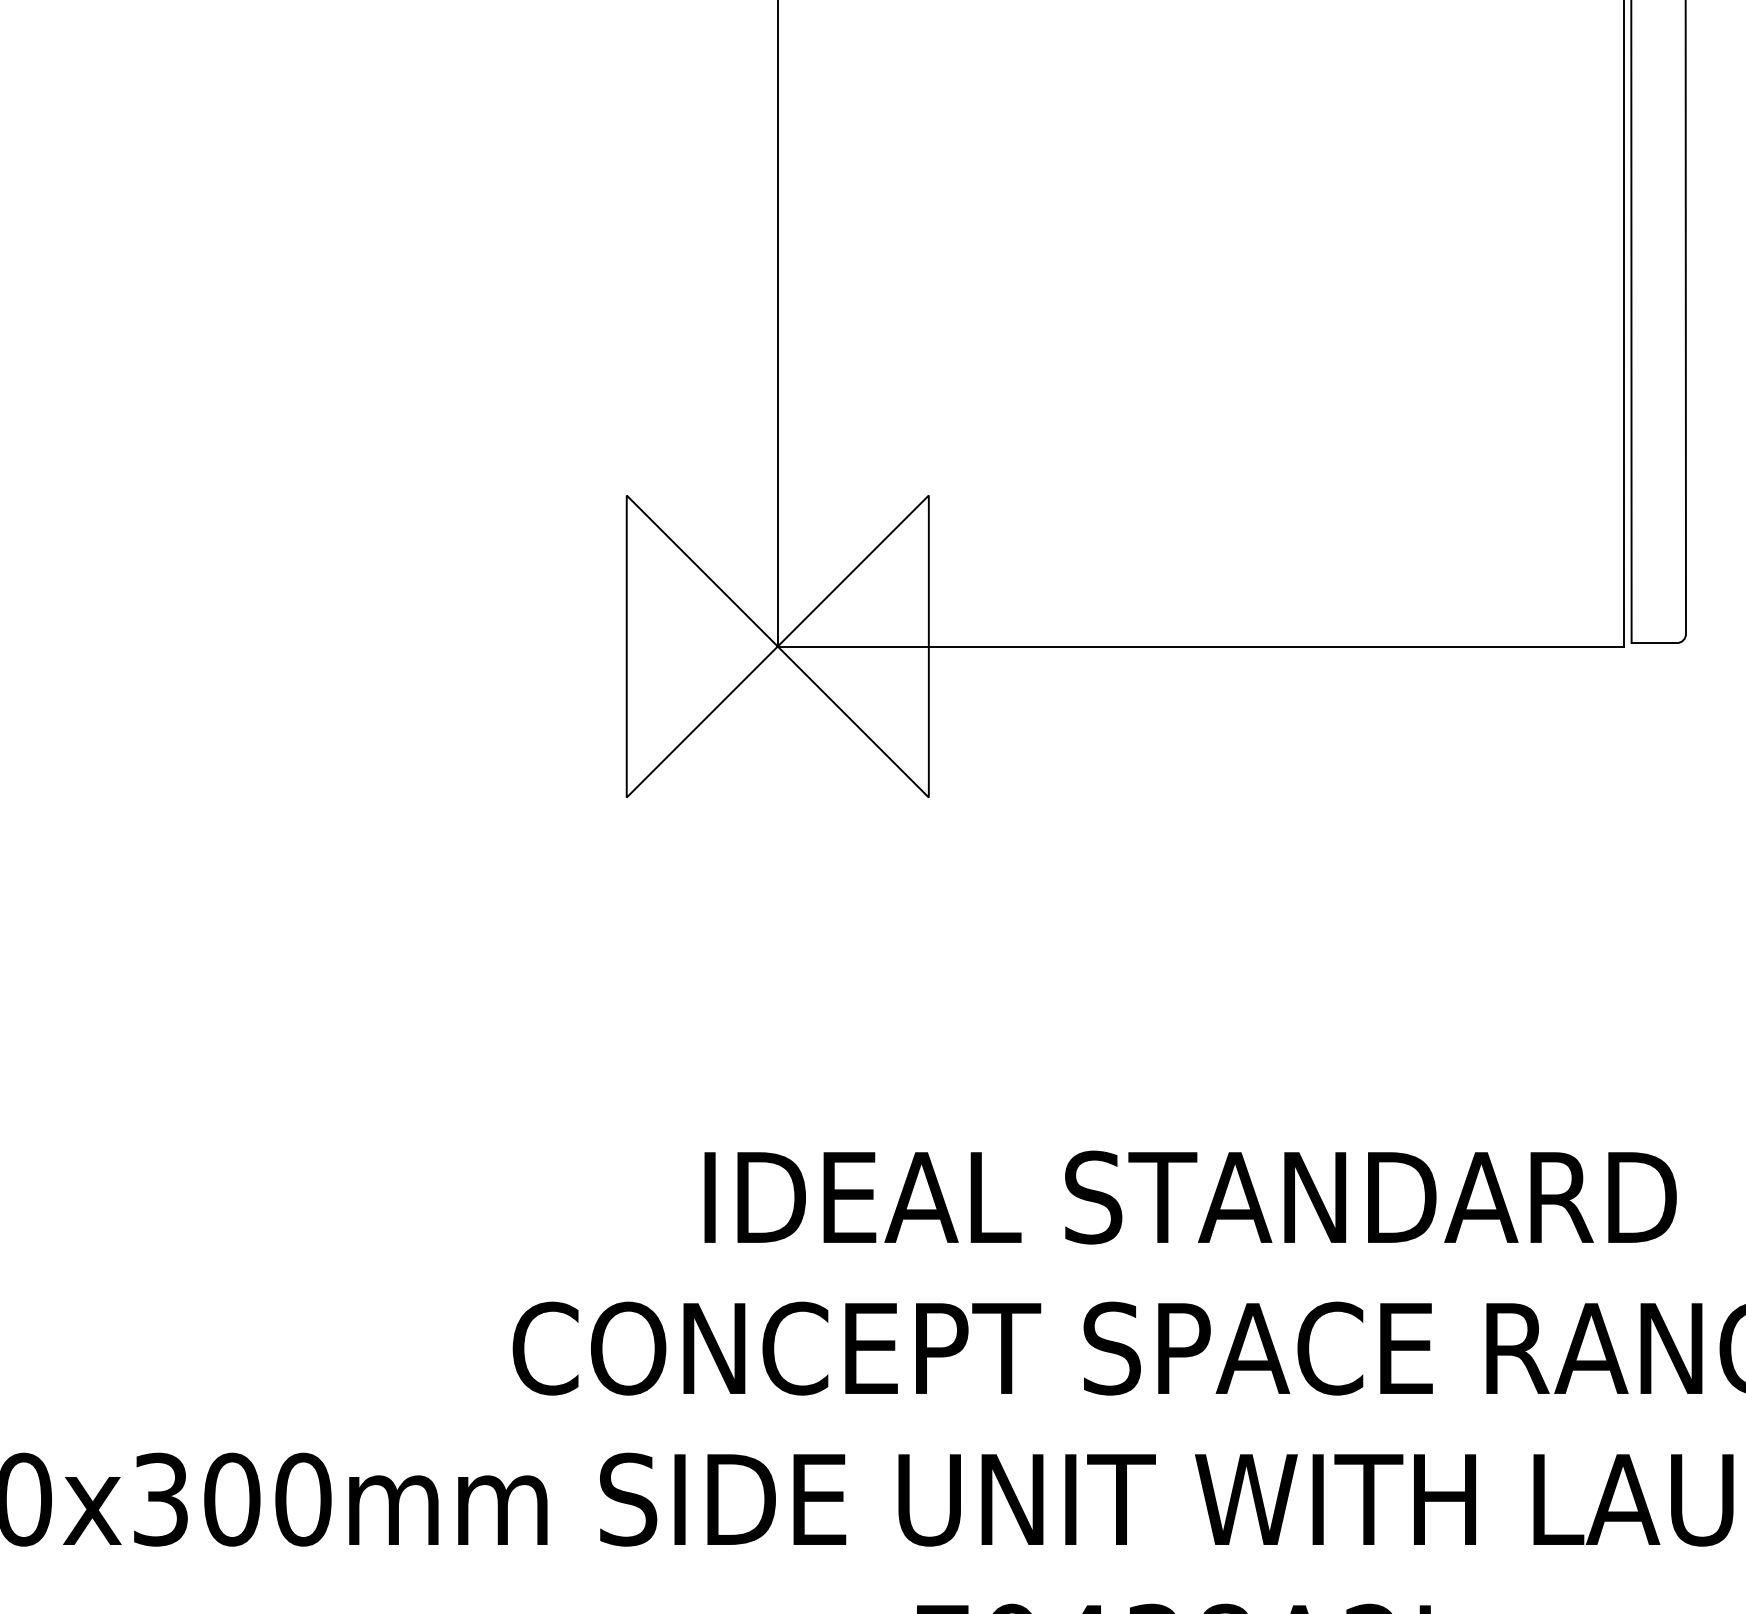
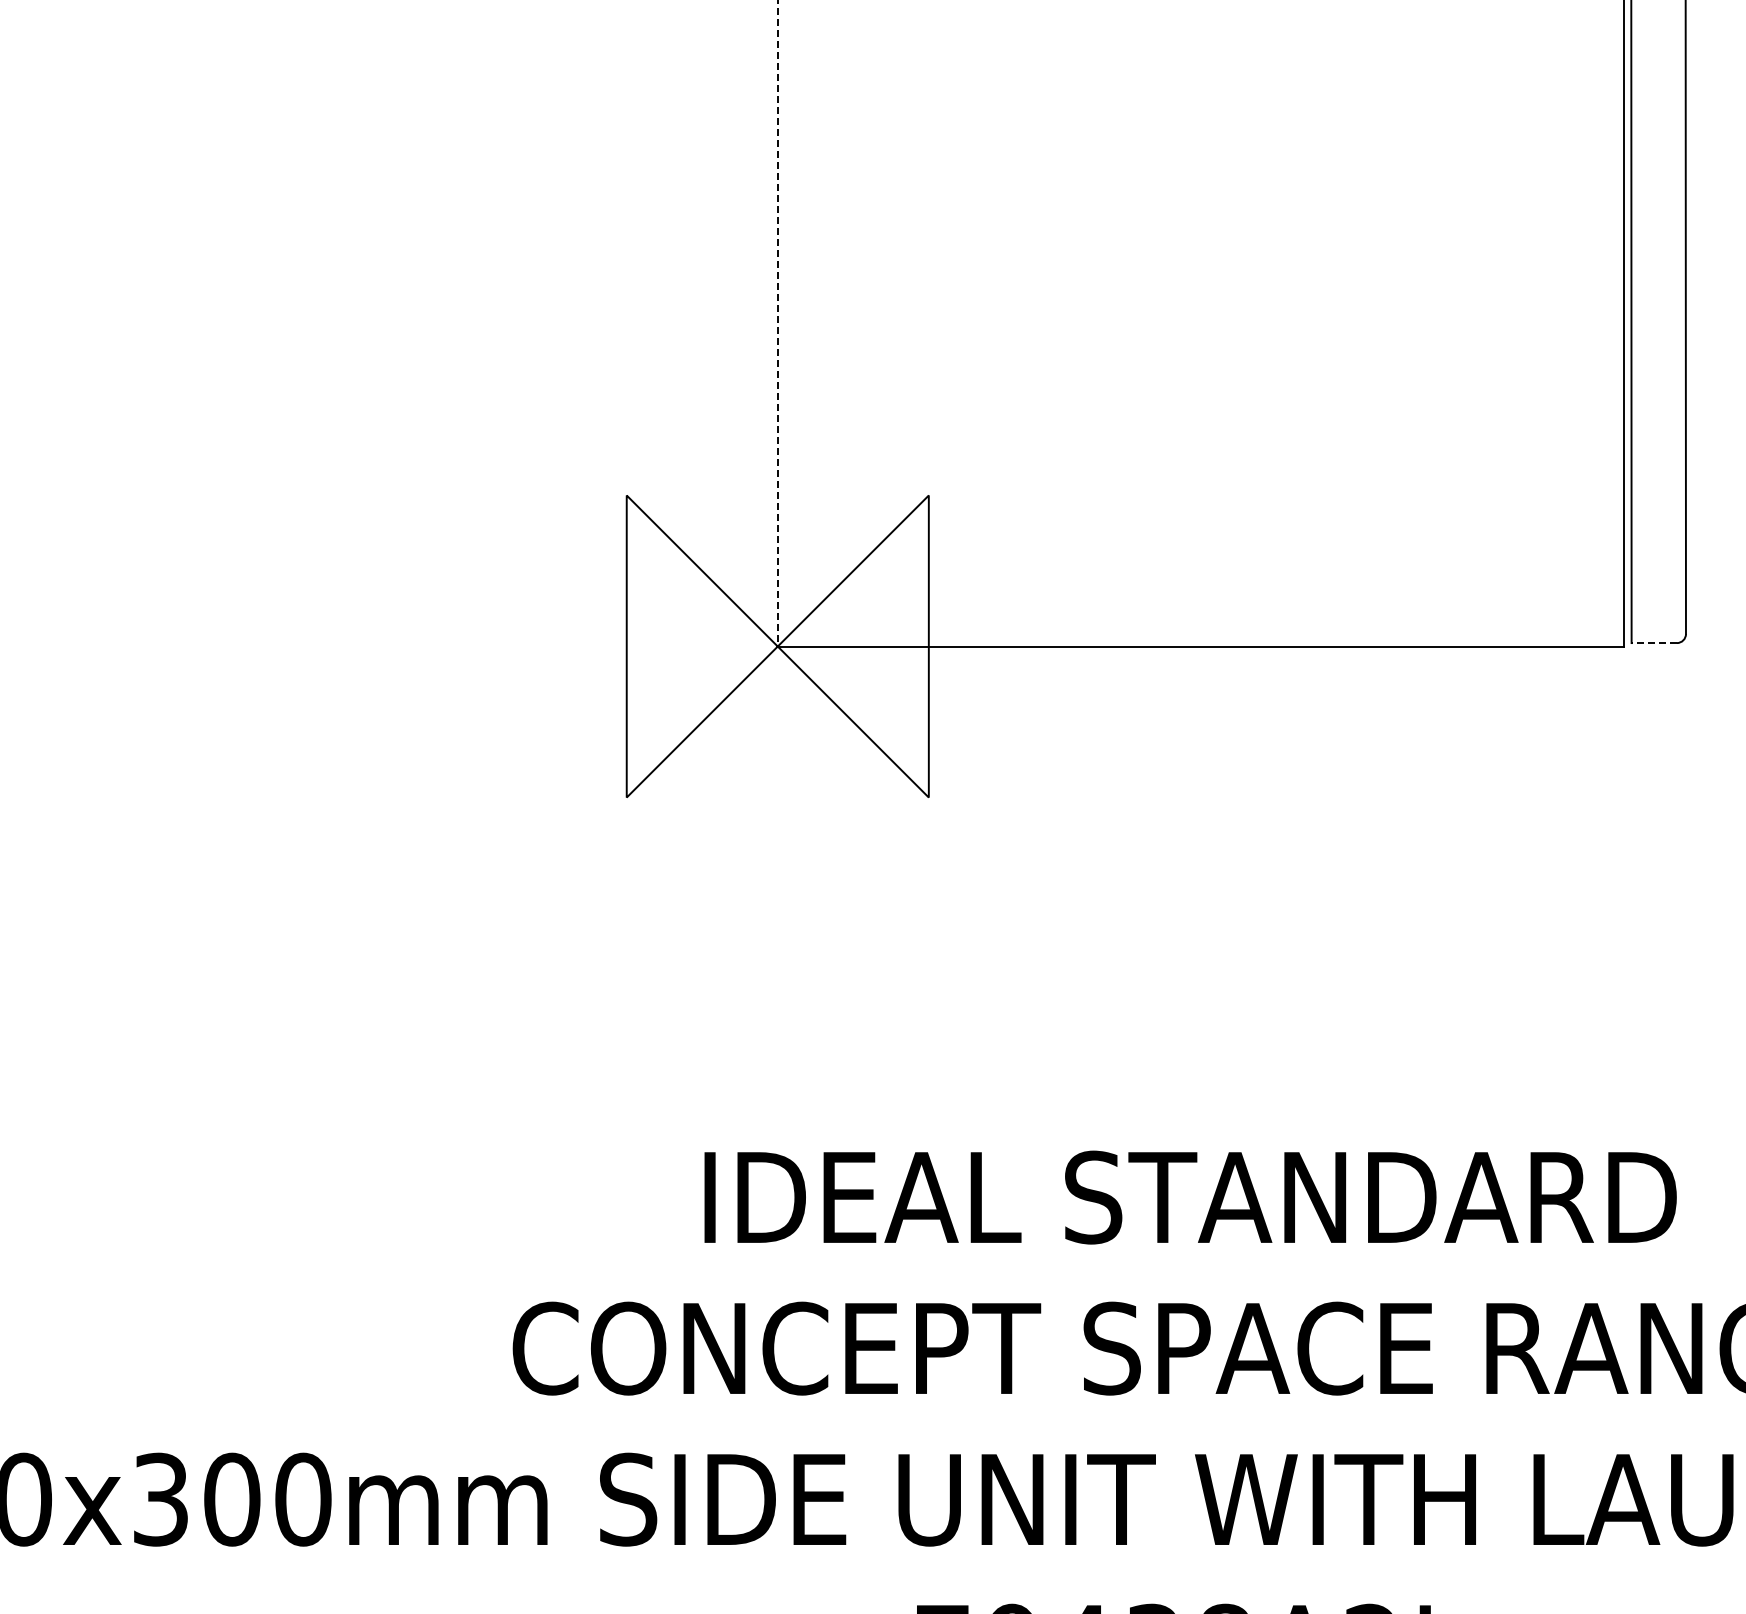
line: solid -> dashed (777, 323)
line: solid -> dashed (1654, 643)
